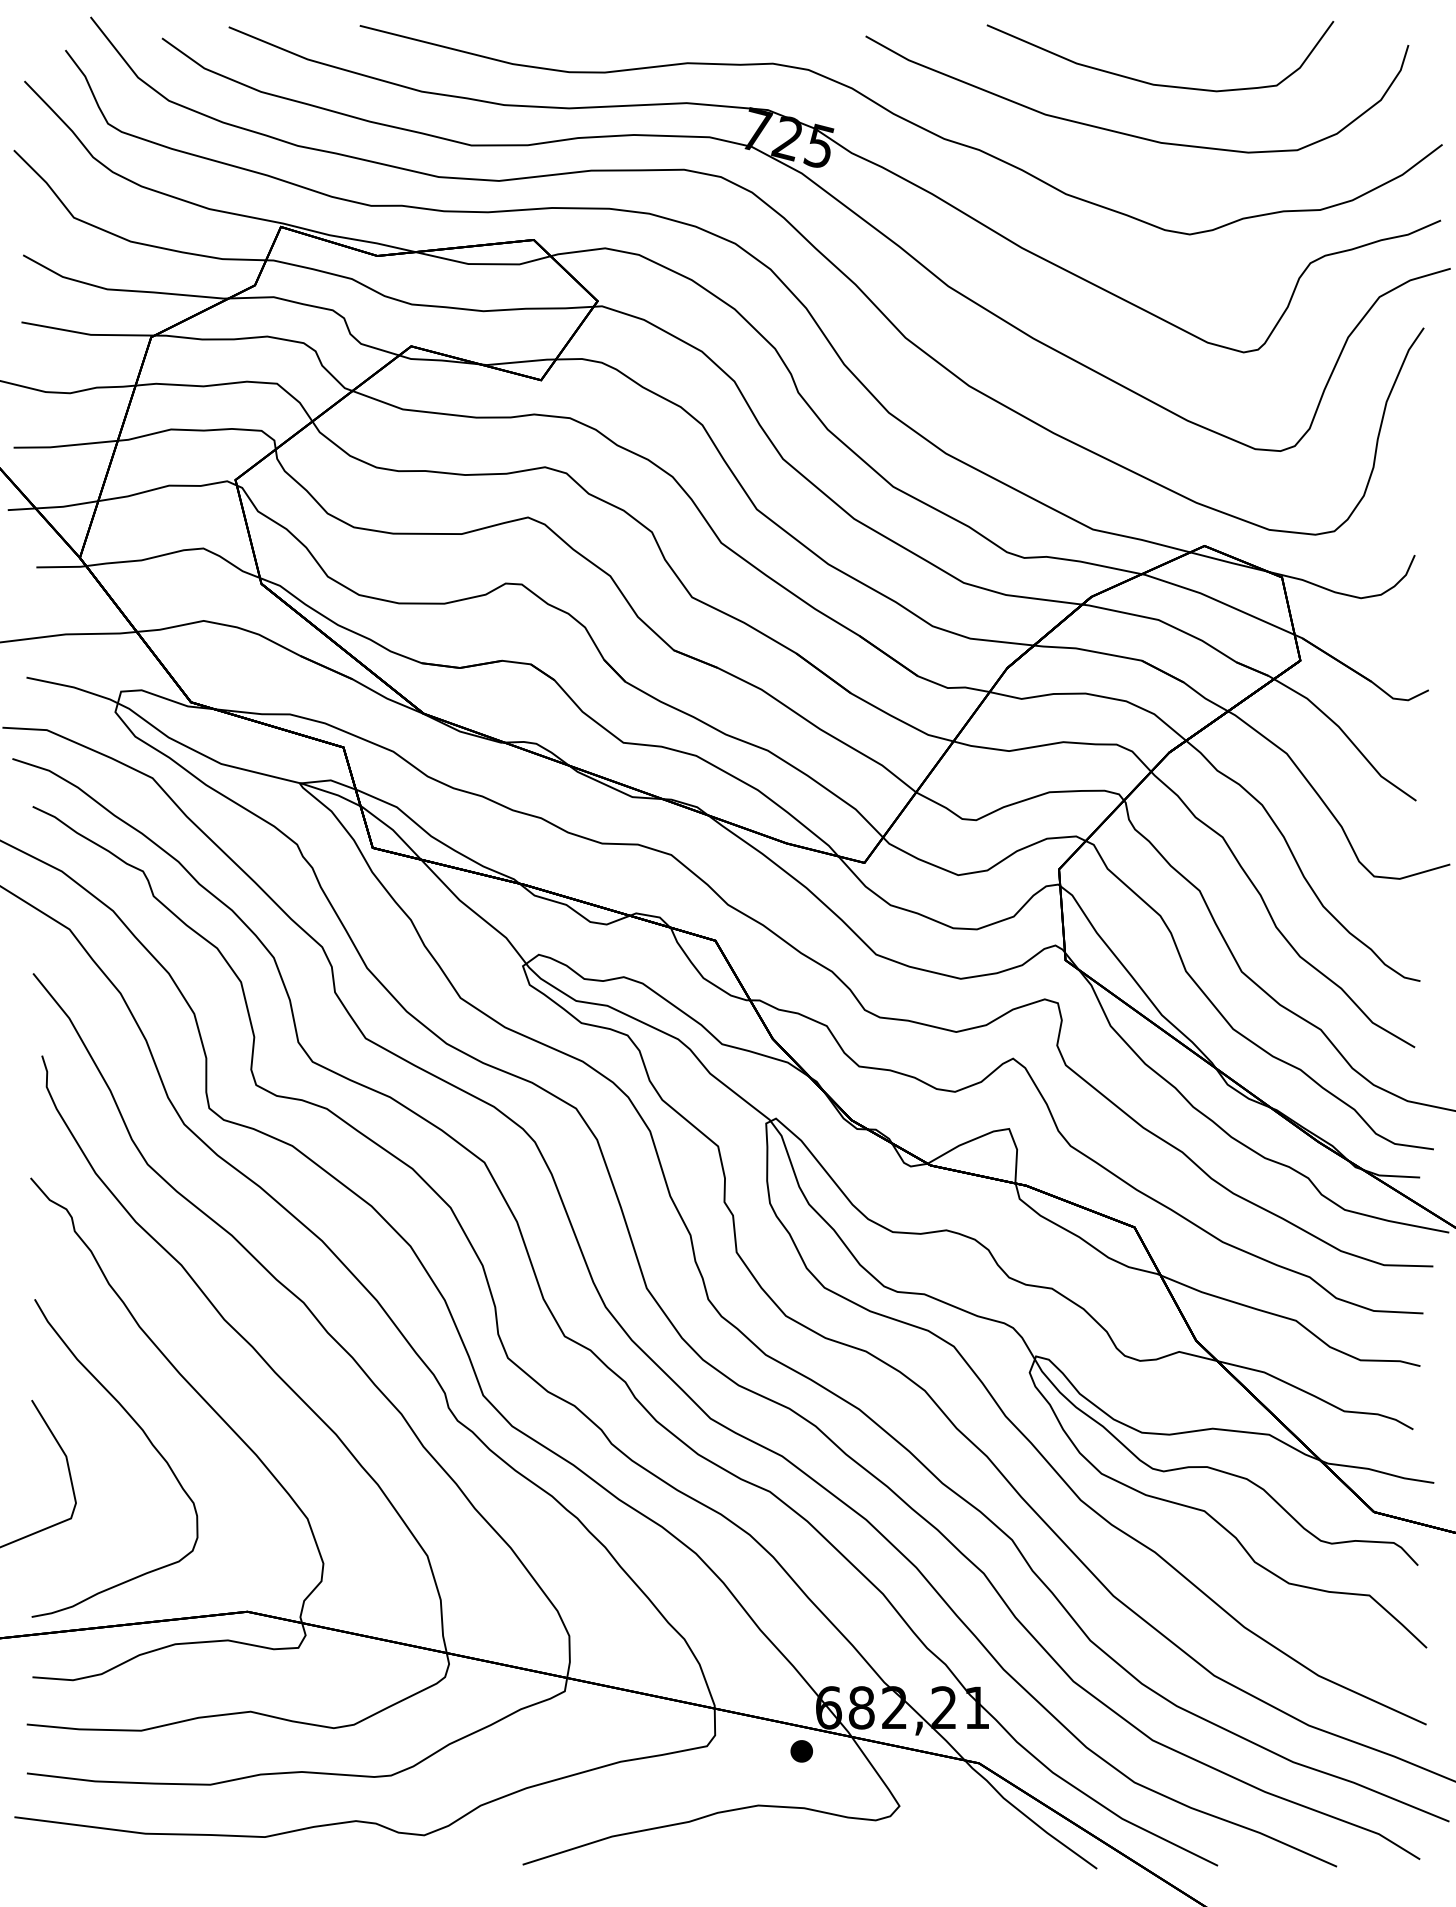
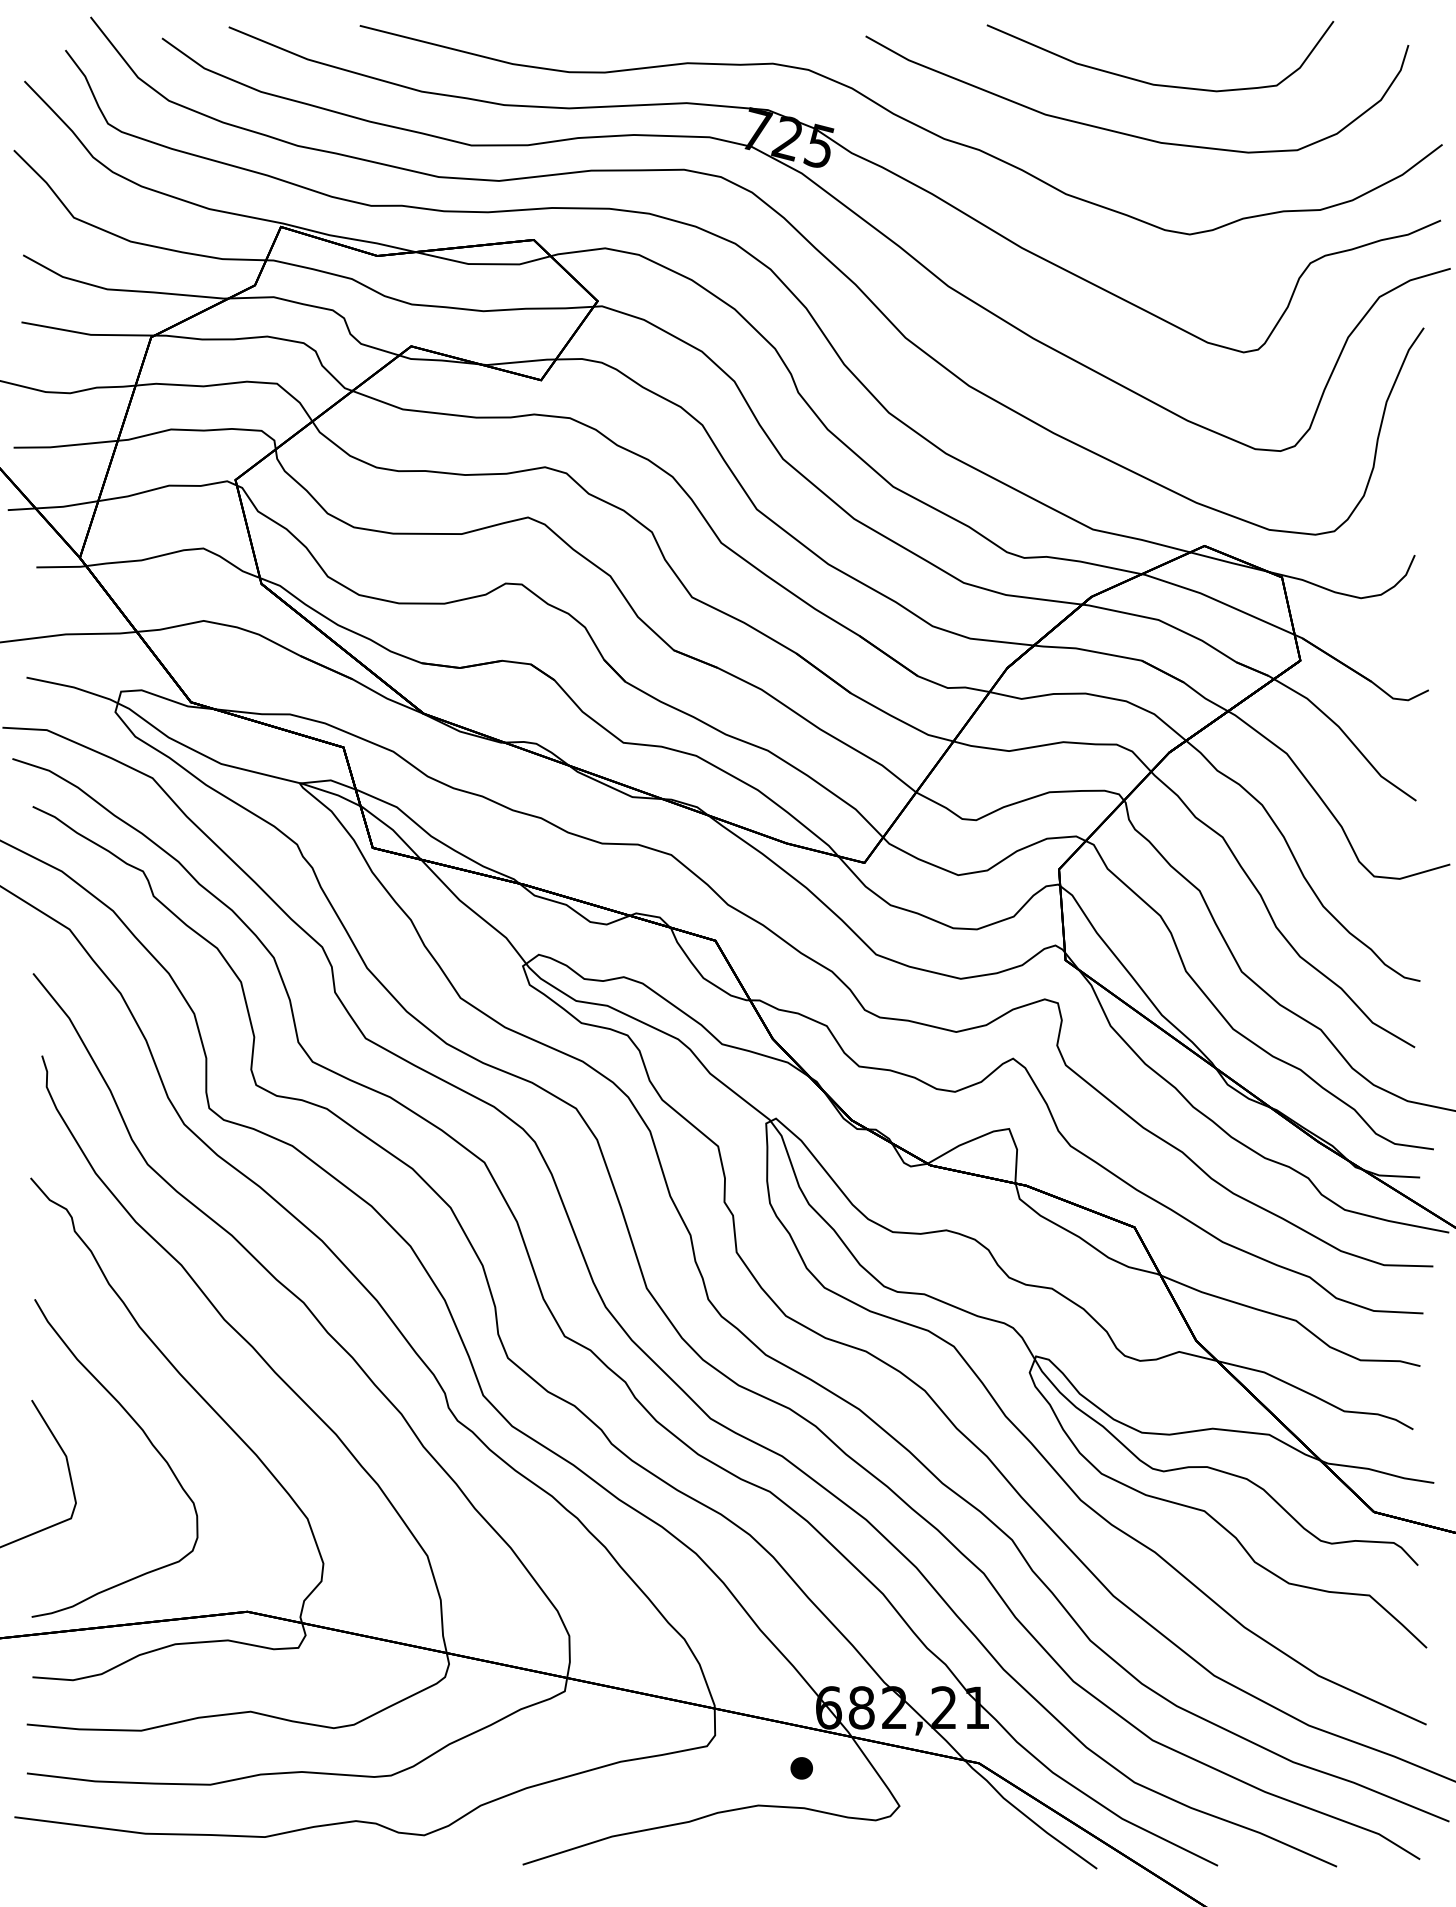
part position: (801, 1751) -> (801, 1768) (801, 1768)
